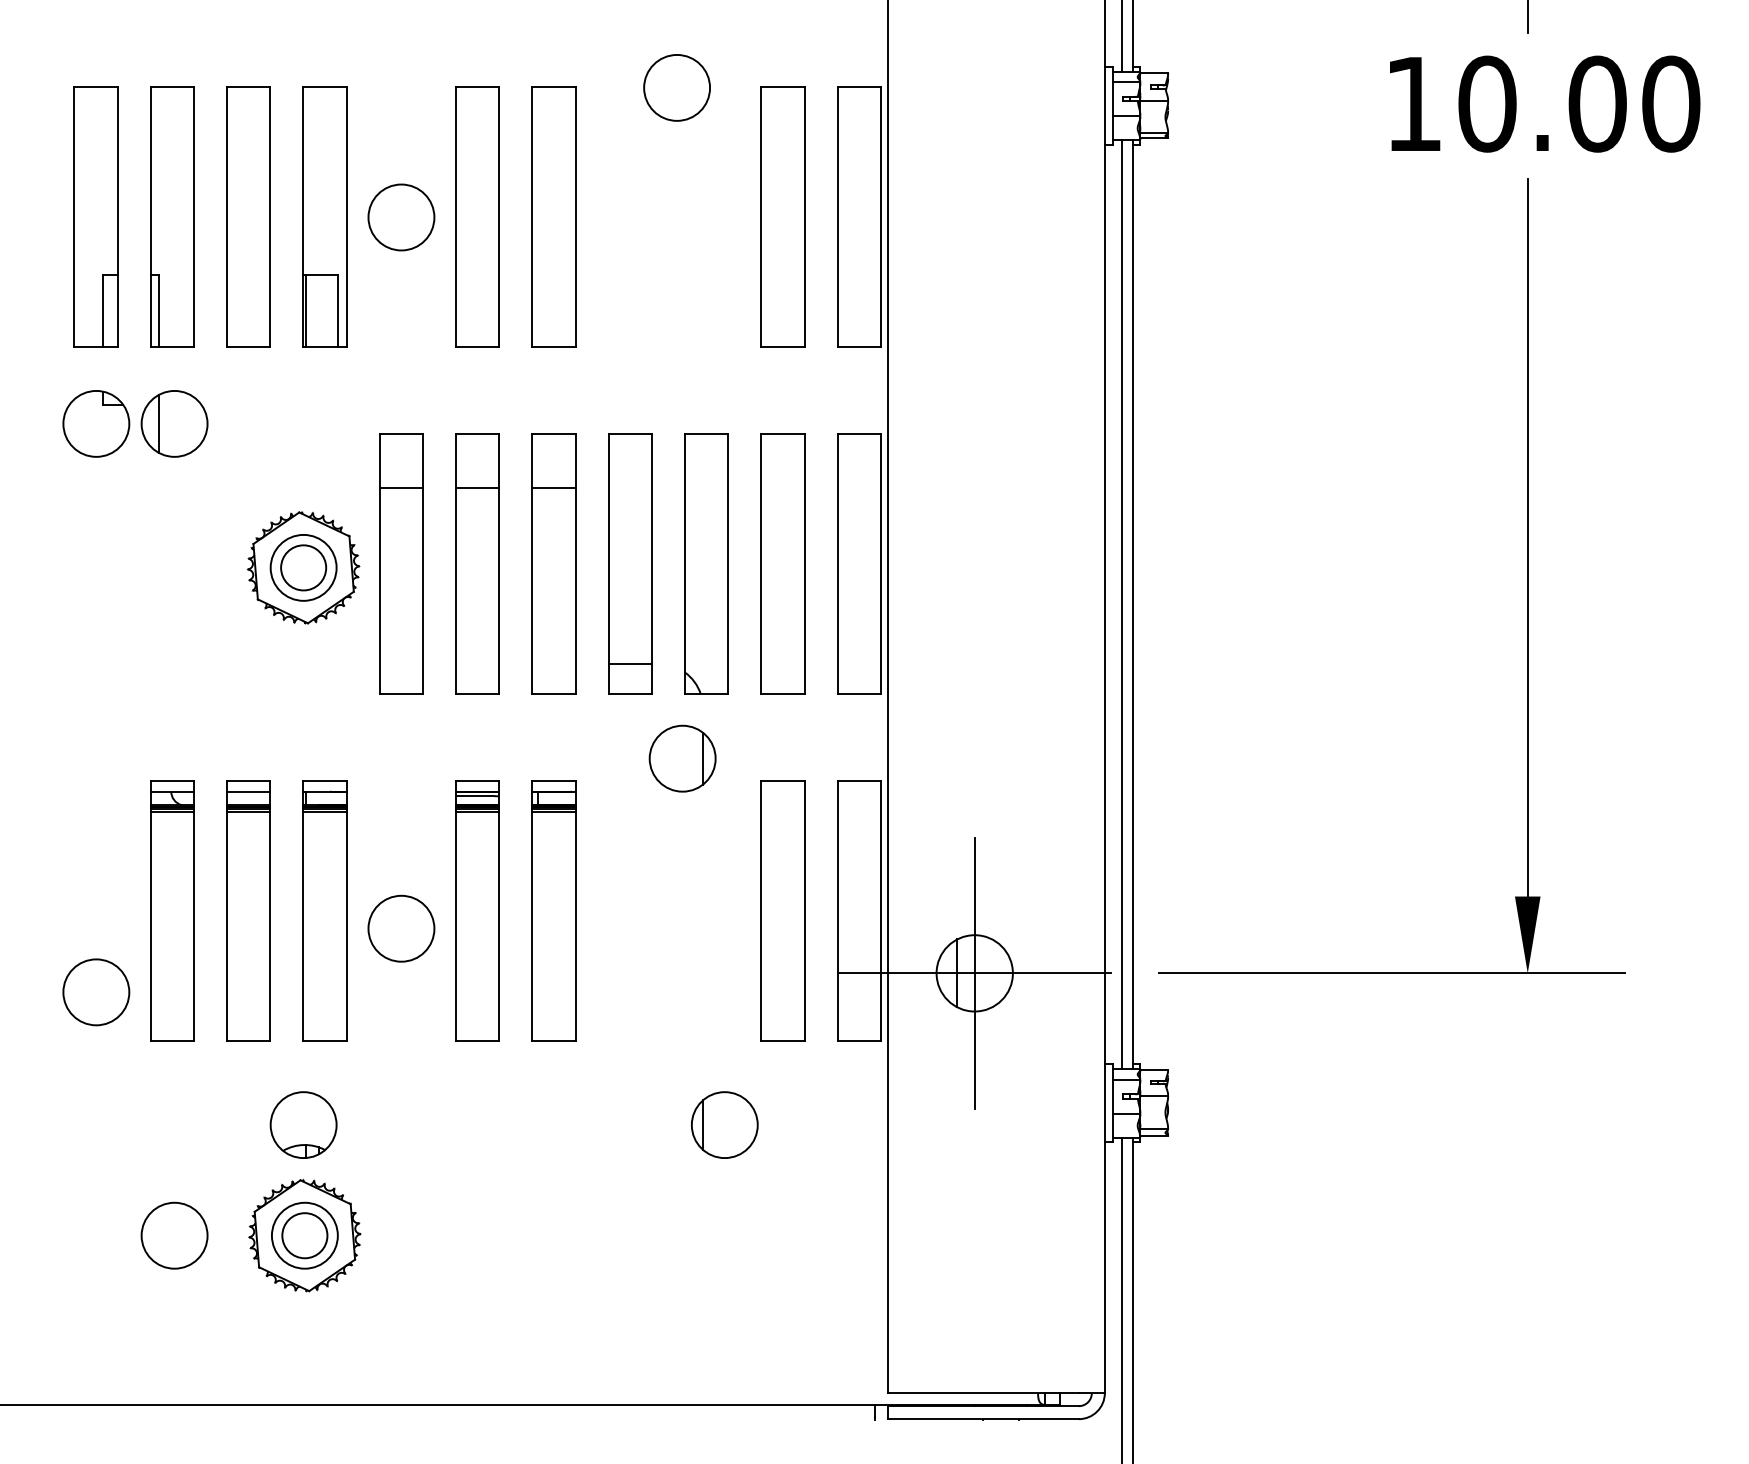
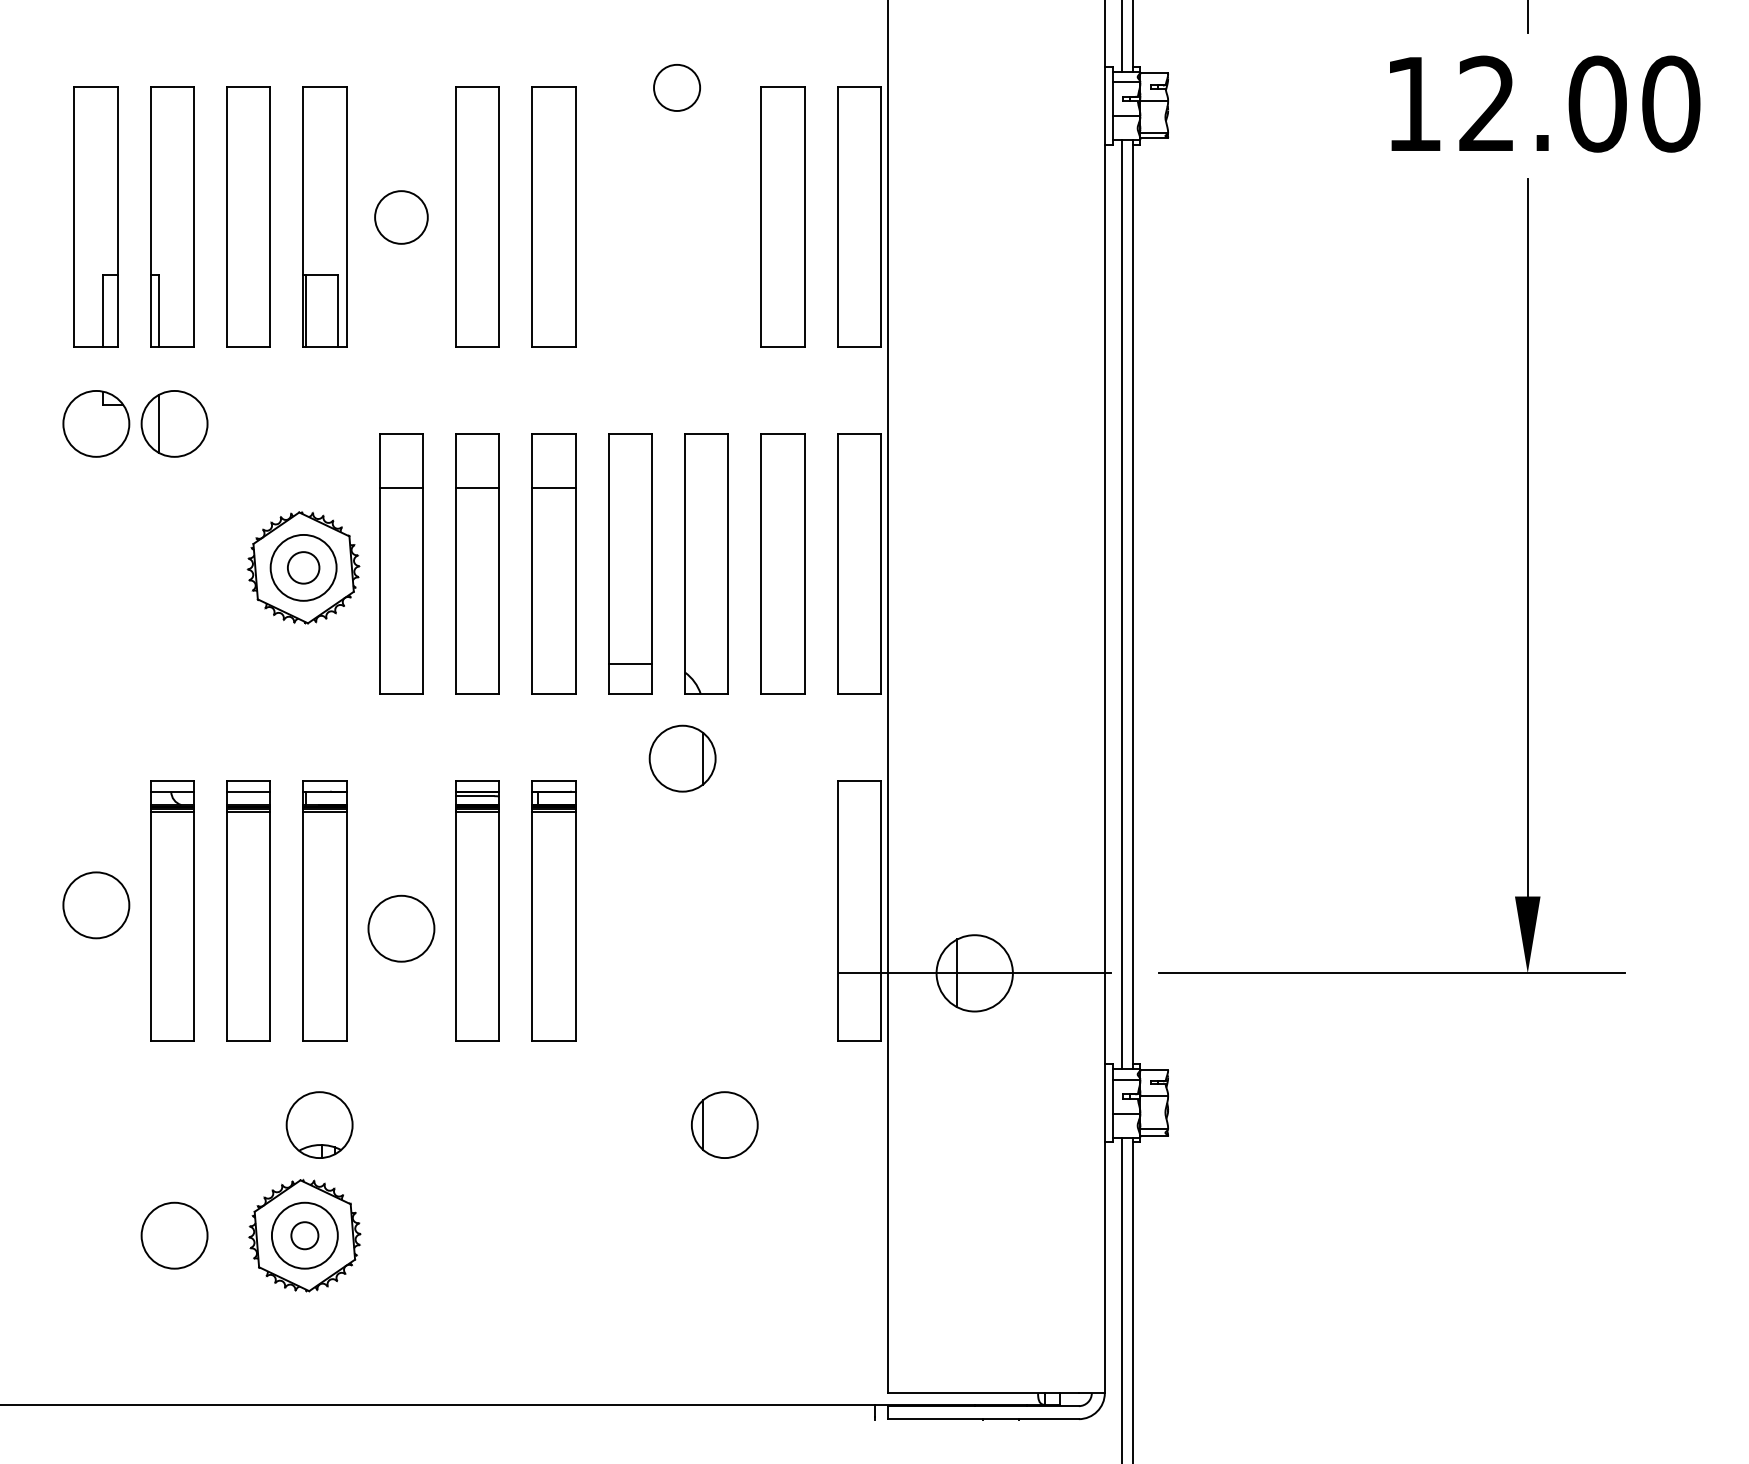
circle diameter: 66 px -> 46 px (677, 87)
text: 10.00 -> 12.00 (1487, 103)
circle diameter: 66 px -> 53 px (401, 217)
circle diameter: 45 px -> 32 px (303, 567)
part: present -> none (782, 910)
line: present -> none (974, 973)
circle position: (96, 992) -> (96, 905) (96, 905)
part position: (303, 1124) -> (319, 1124) (319, 1124)
circle diameter: 45 px -> 27 px (304, 1235)
